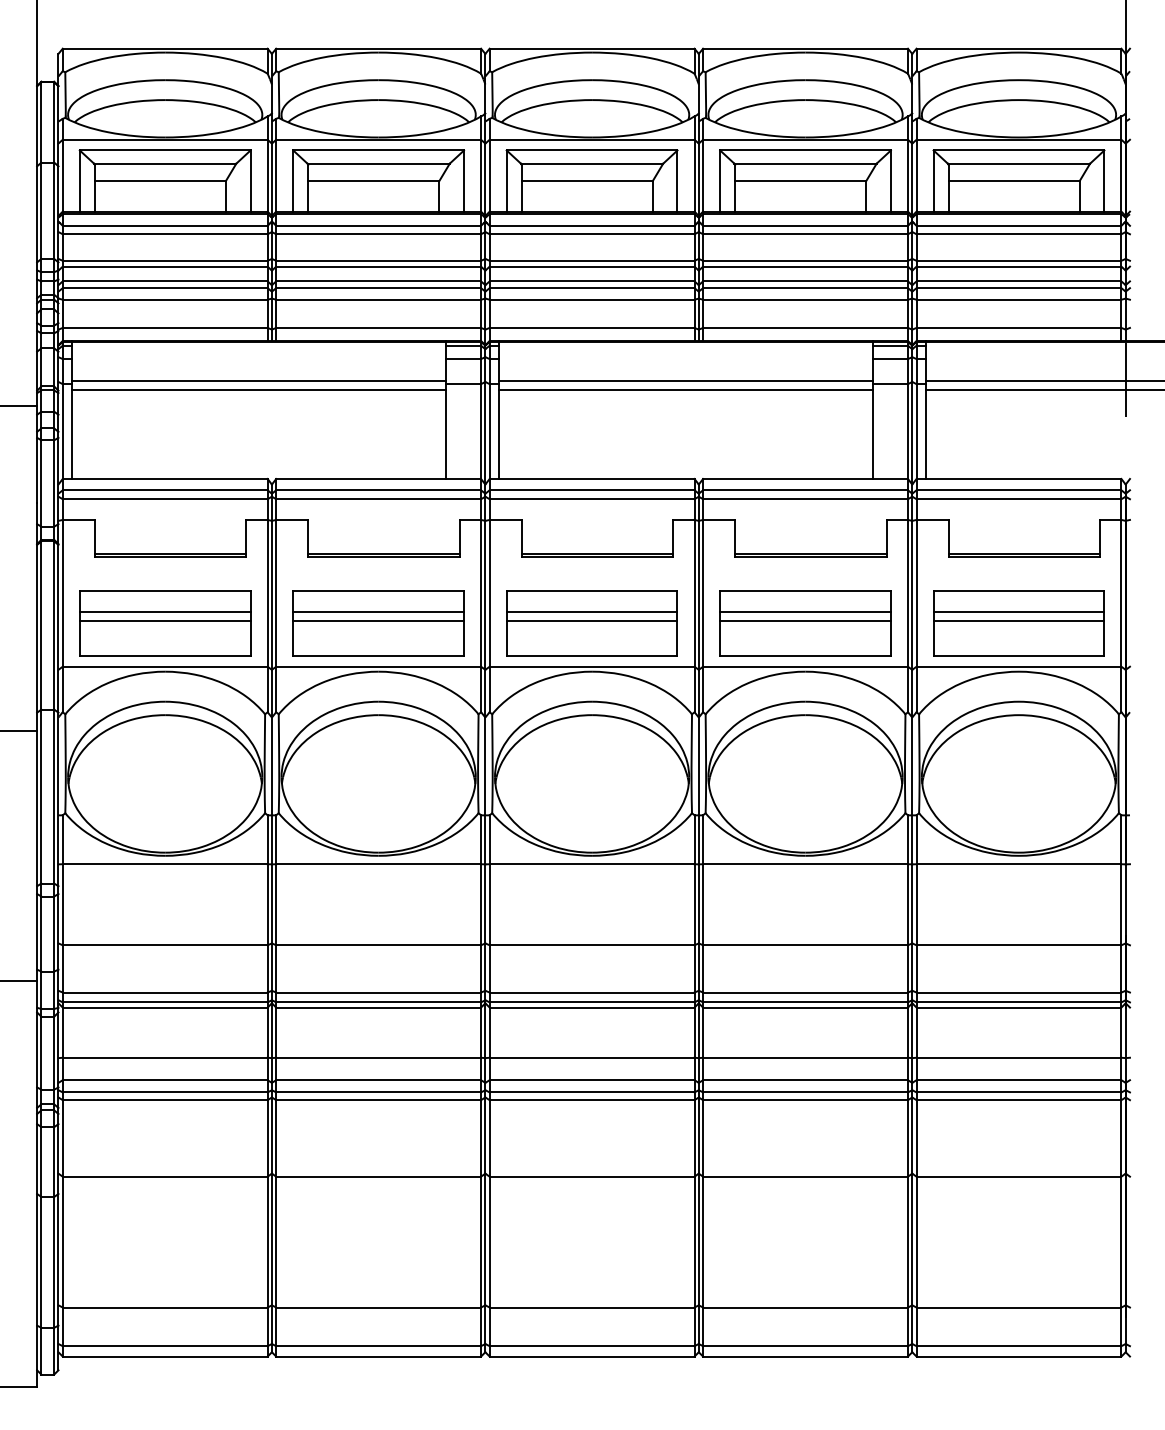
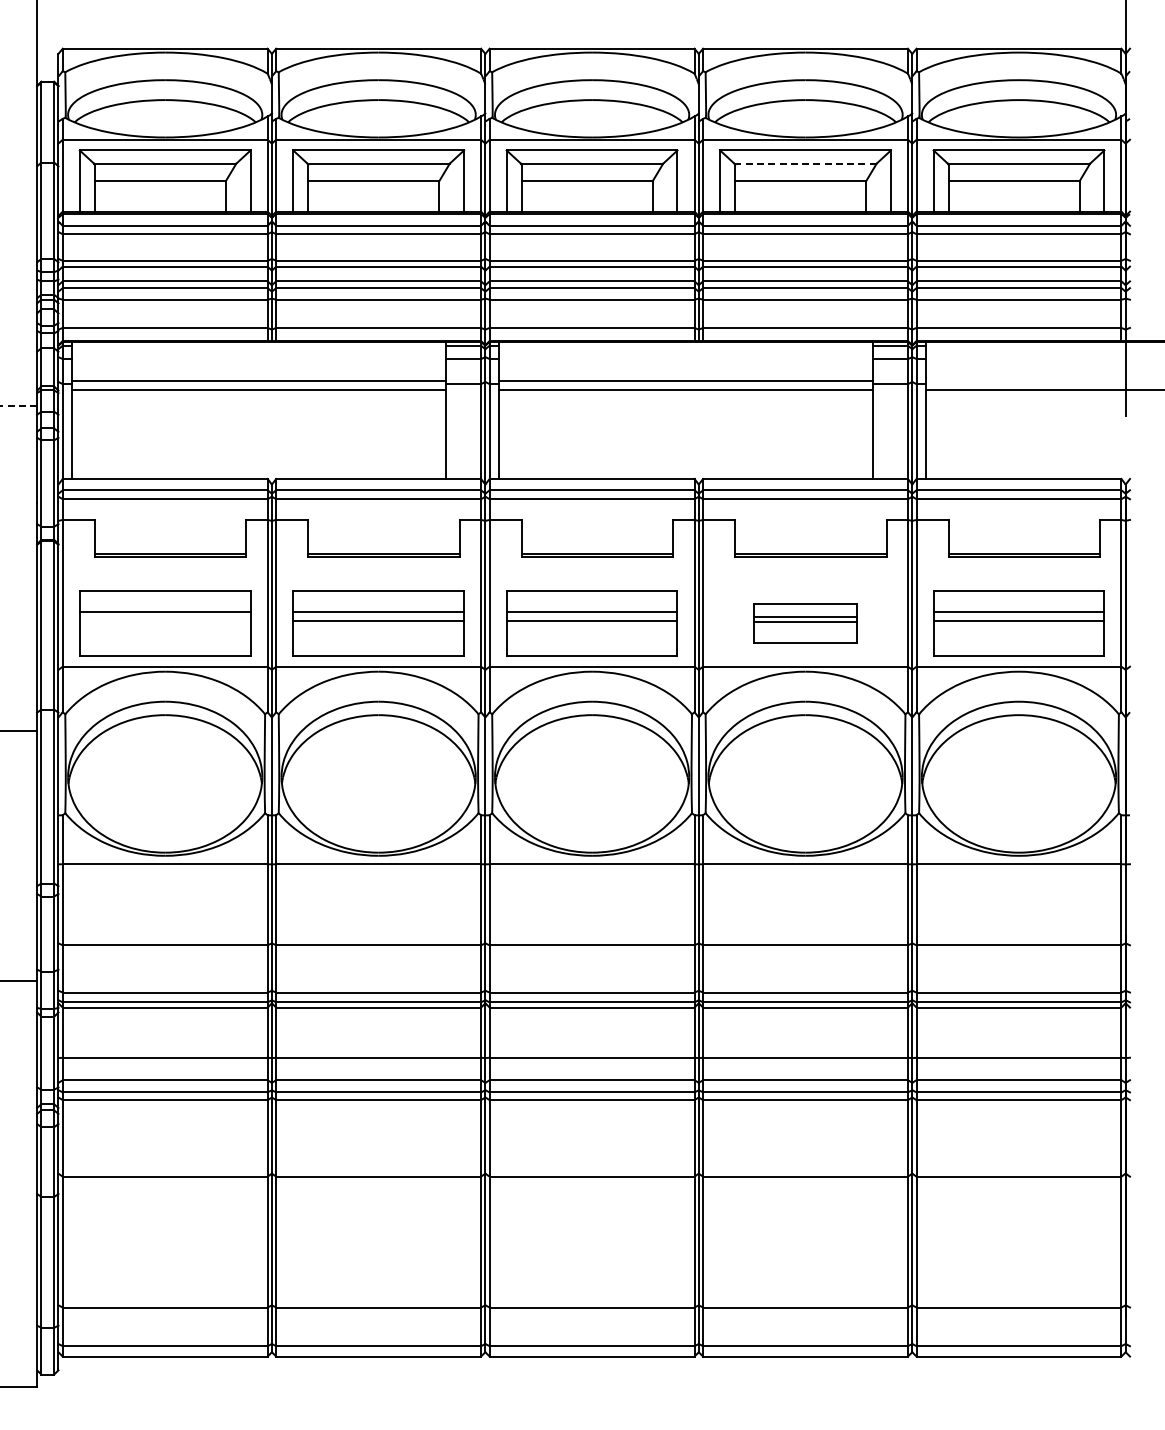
line: solid -> dashed (805, 163)
line: present -> none (1043, 380)
line: solid -> dashed (18, 406)
line: present -> none (164, 620)
part size: 173x67 px -> 105x41 px (805, 623)
